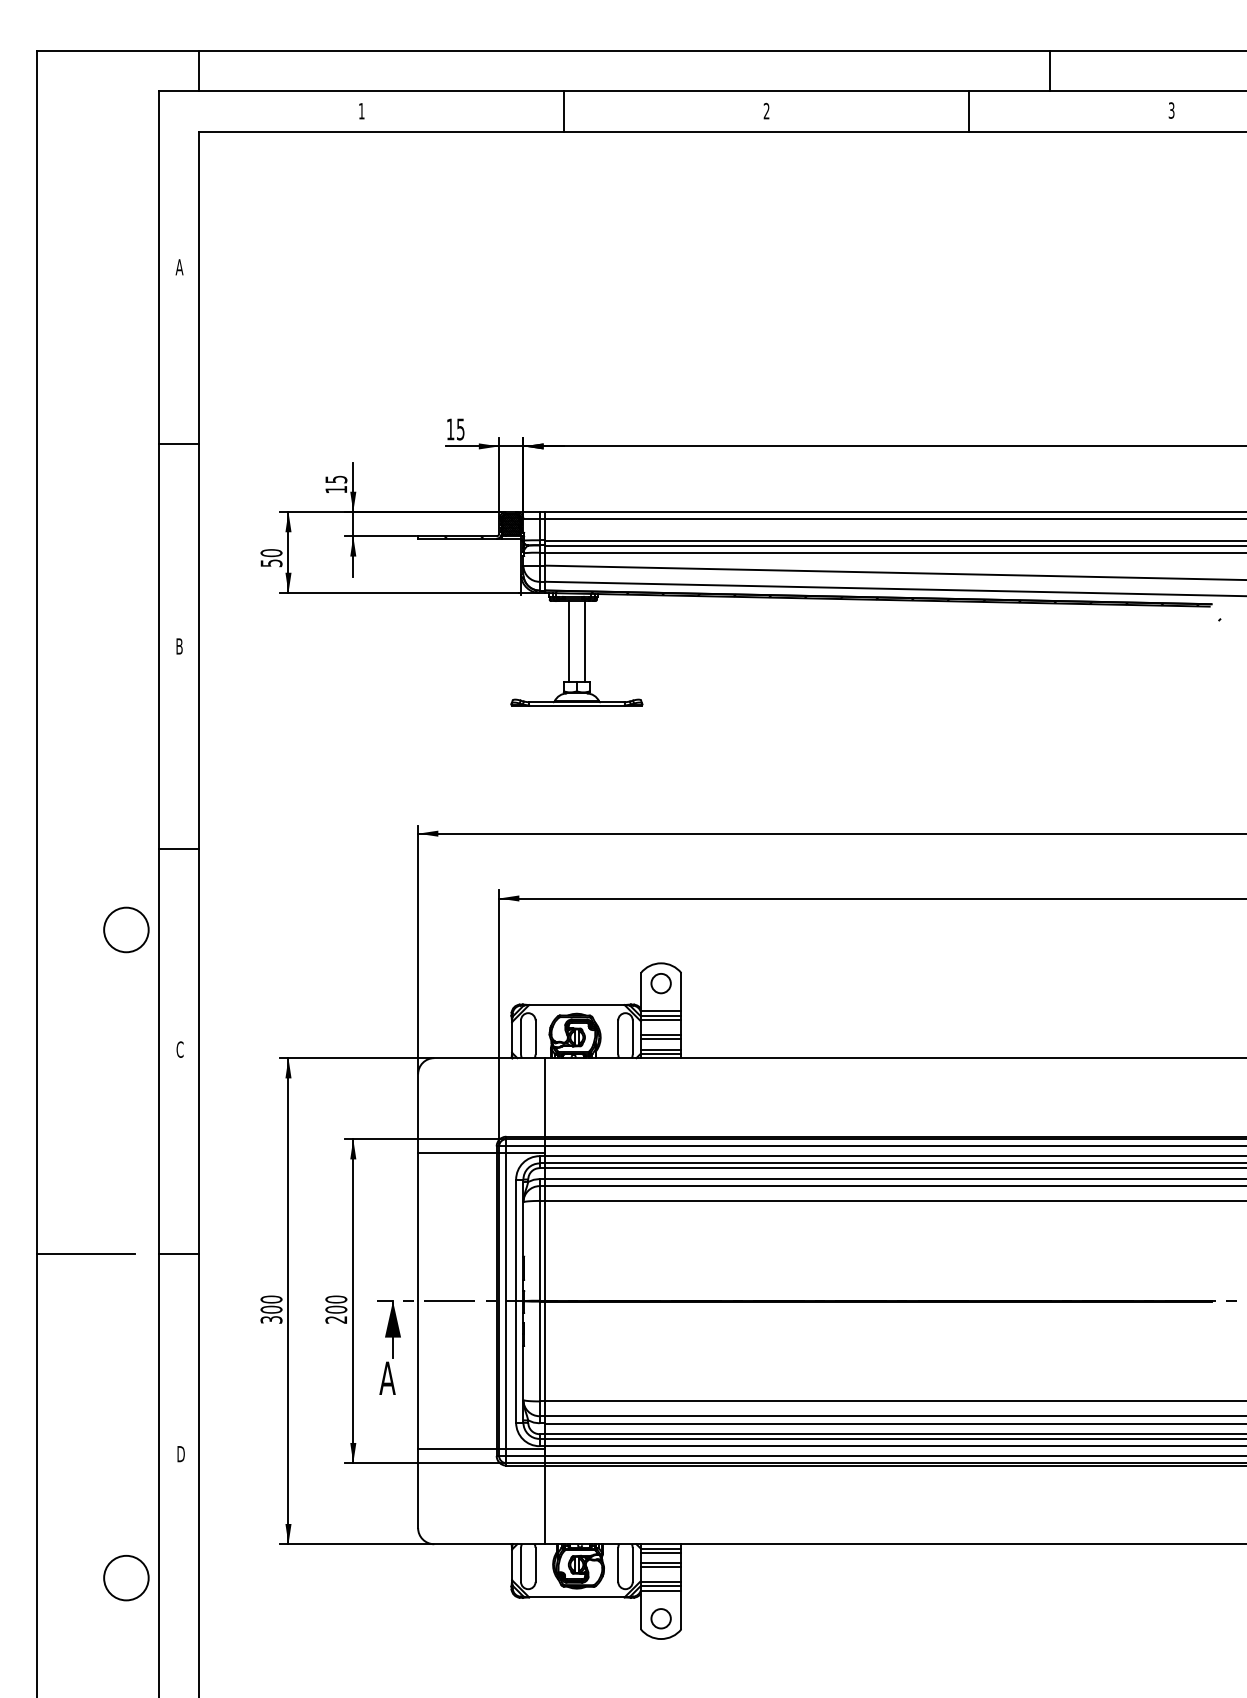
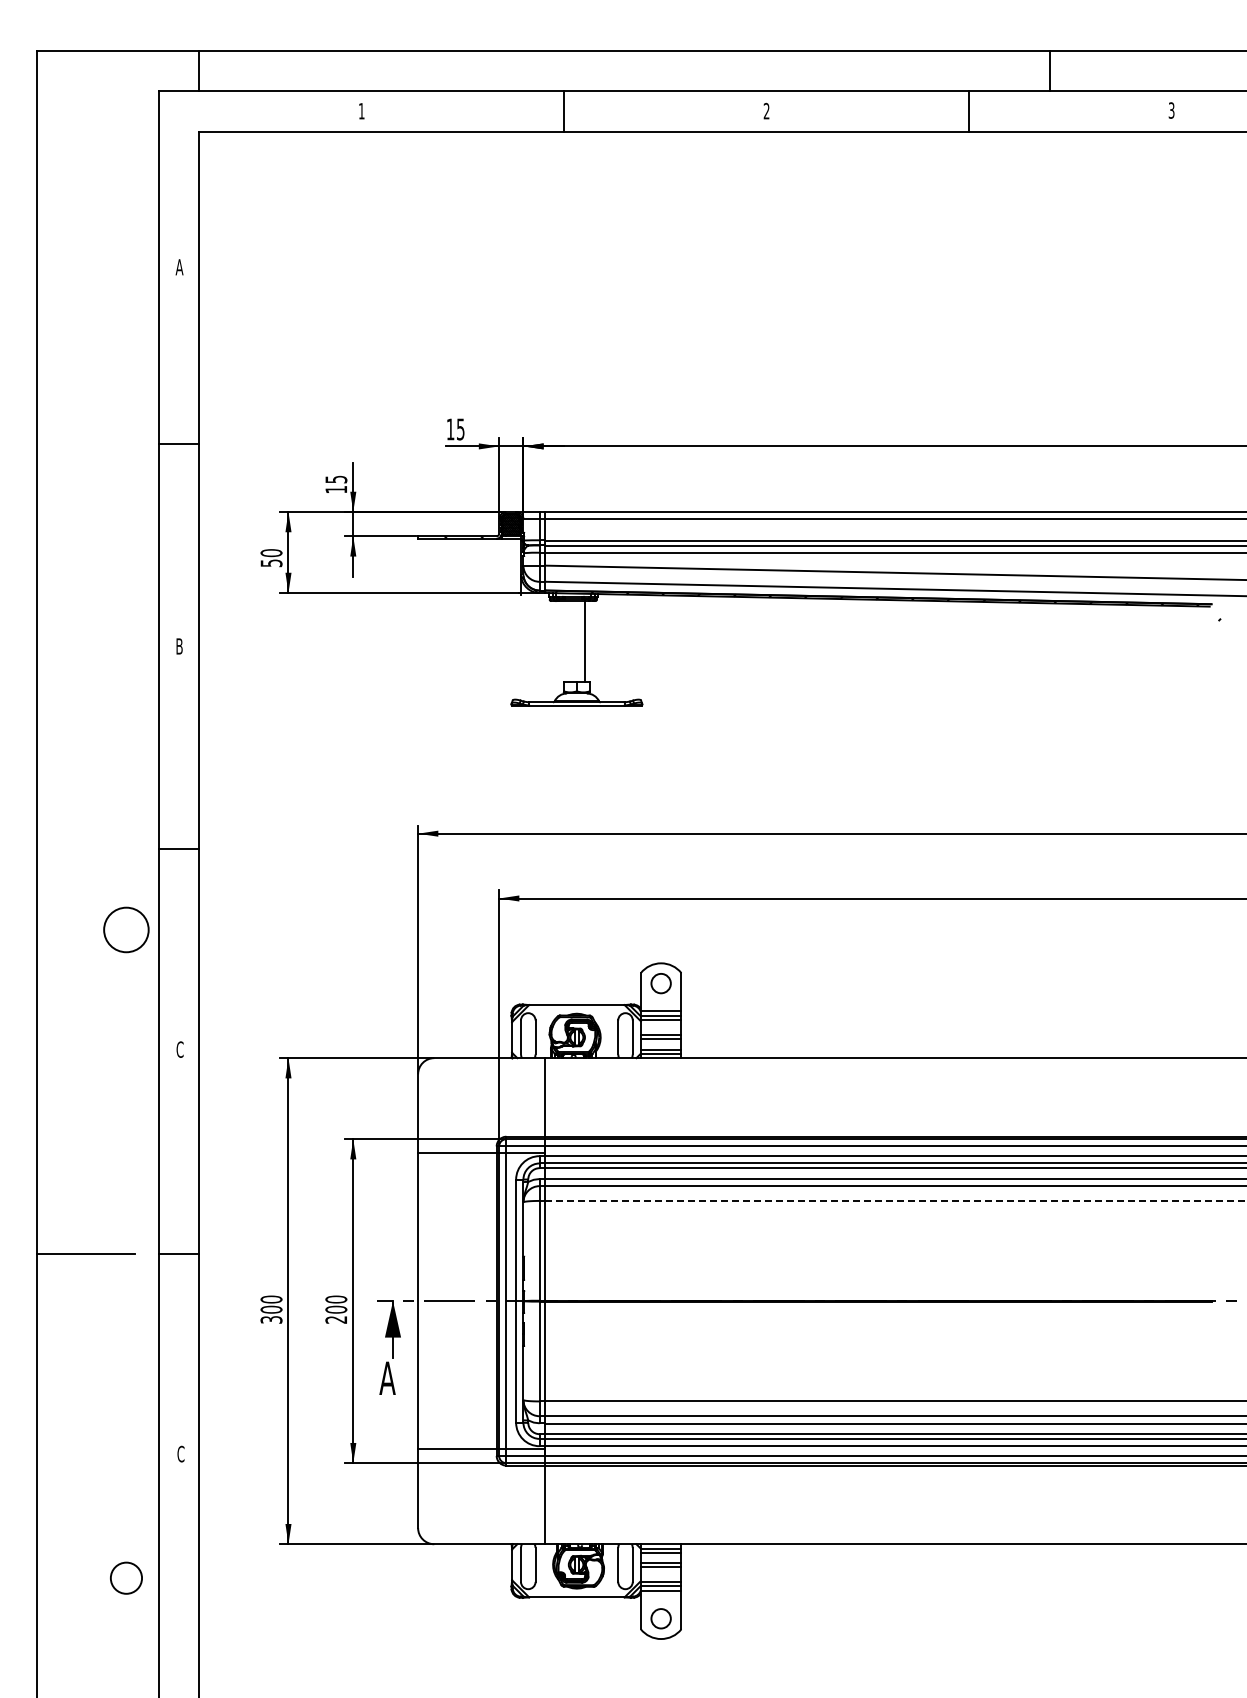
line: present -> none (568, 641)
line: solid -> dashed (895, 1200)
text: D -> C (180, 1453)
circle size: 47x47 px -> 33x34 px (126, 1577)
